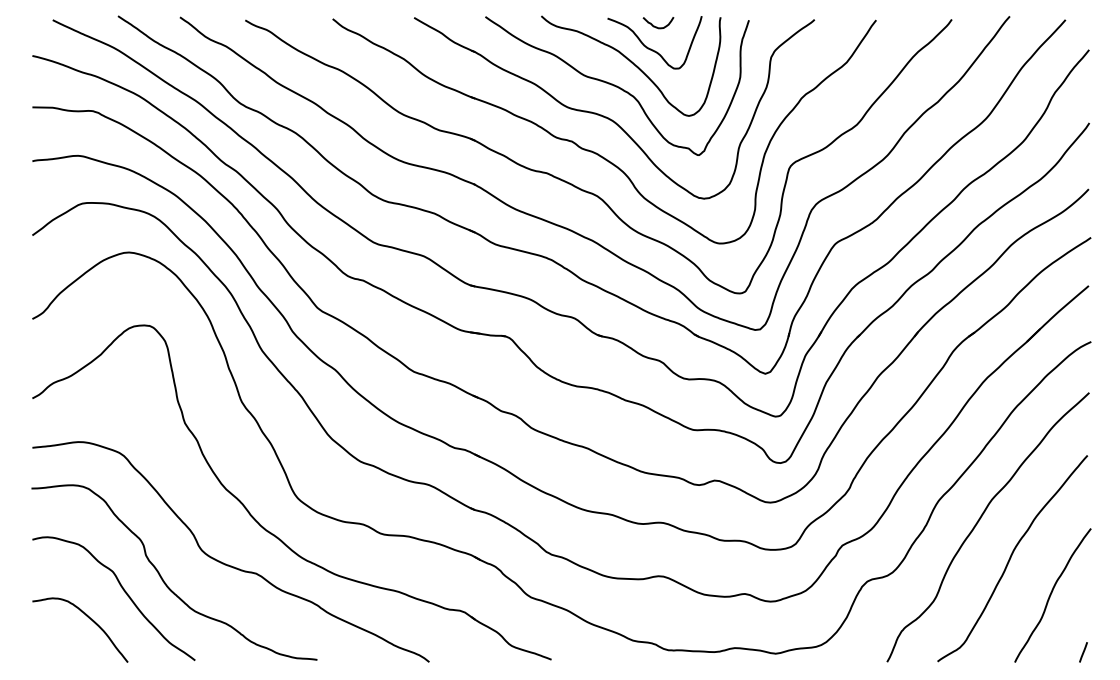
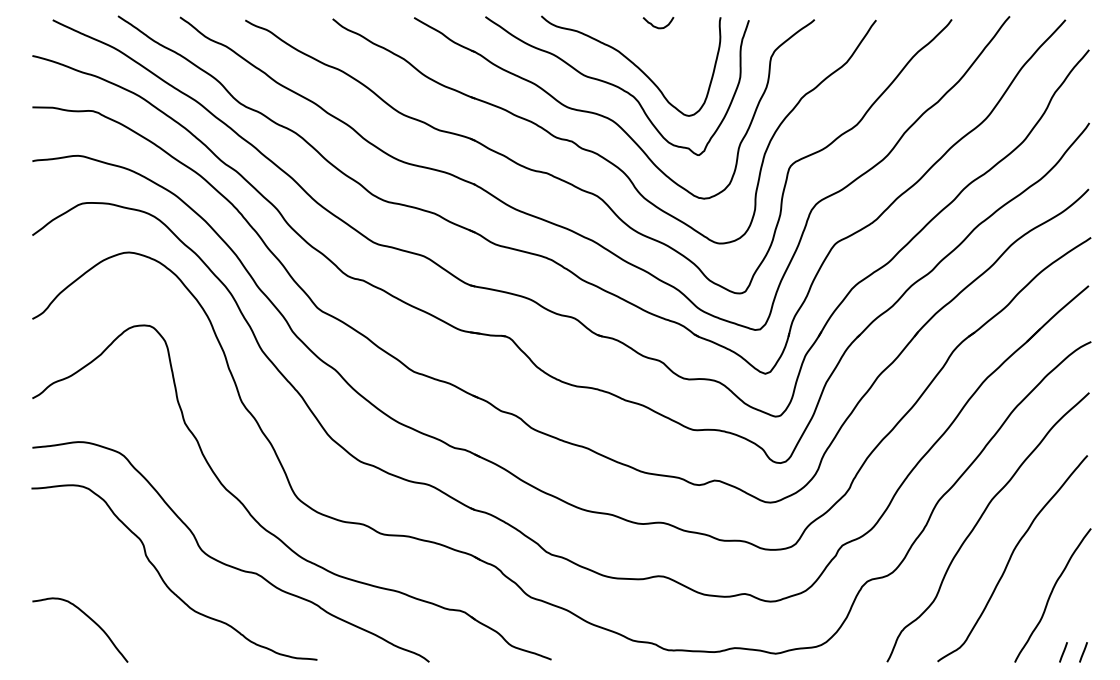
curve: present -> none (651, 48)
curve: present -> none (124, 592)
line: none -> present (1063, 652)
